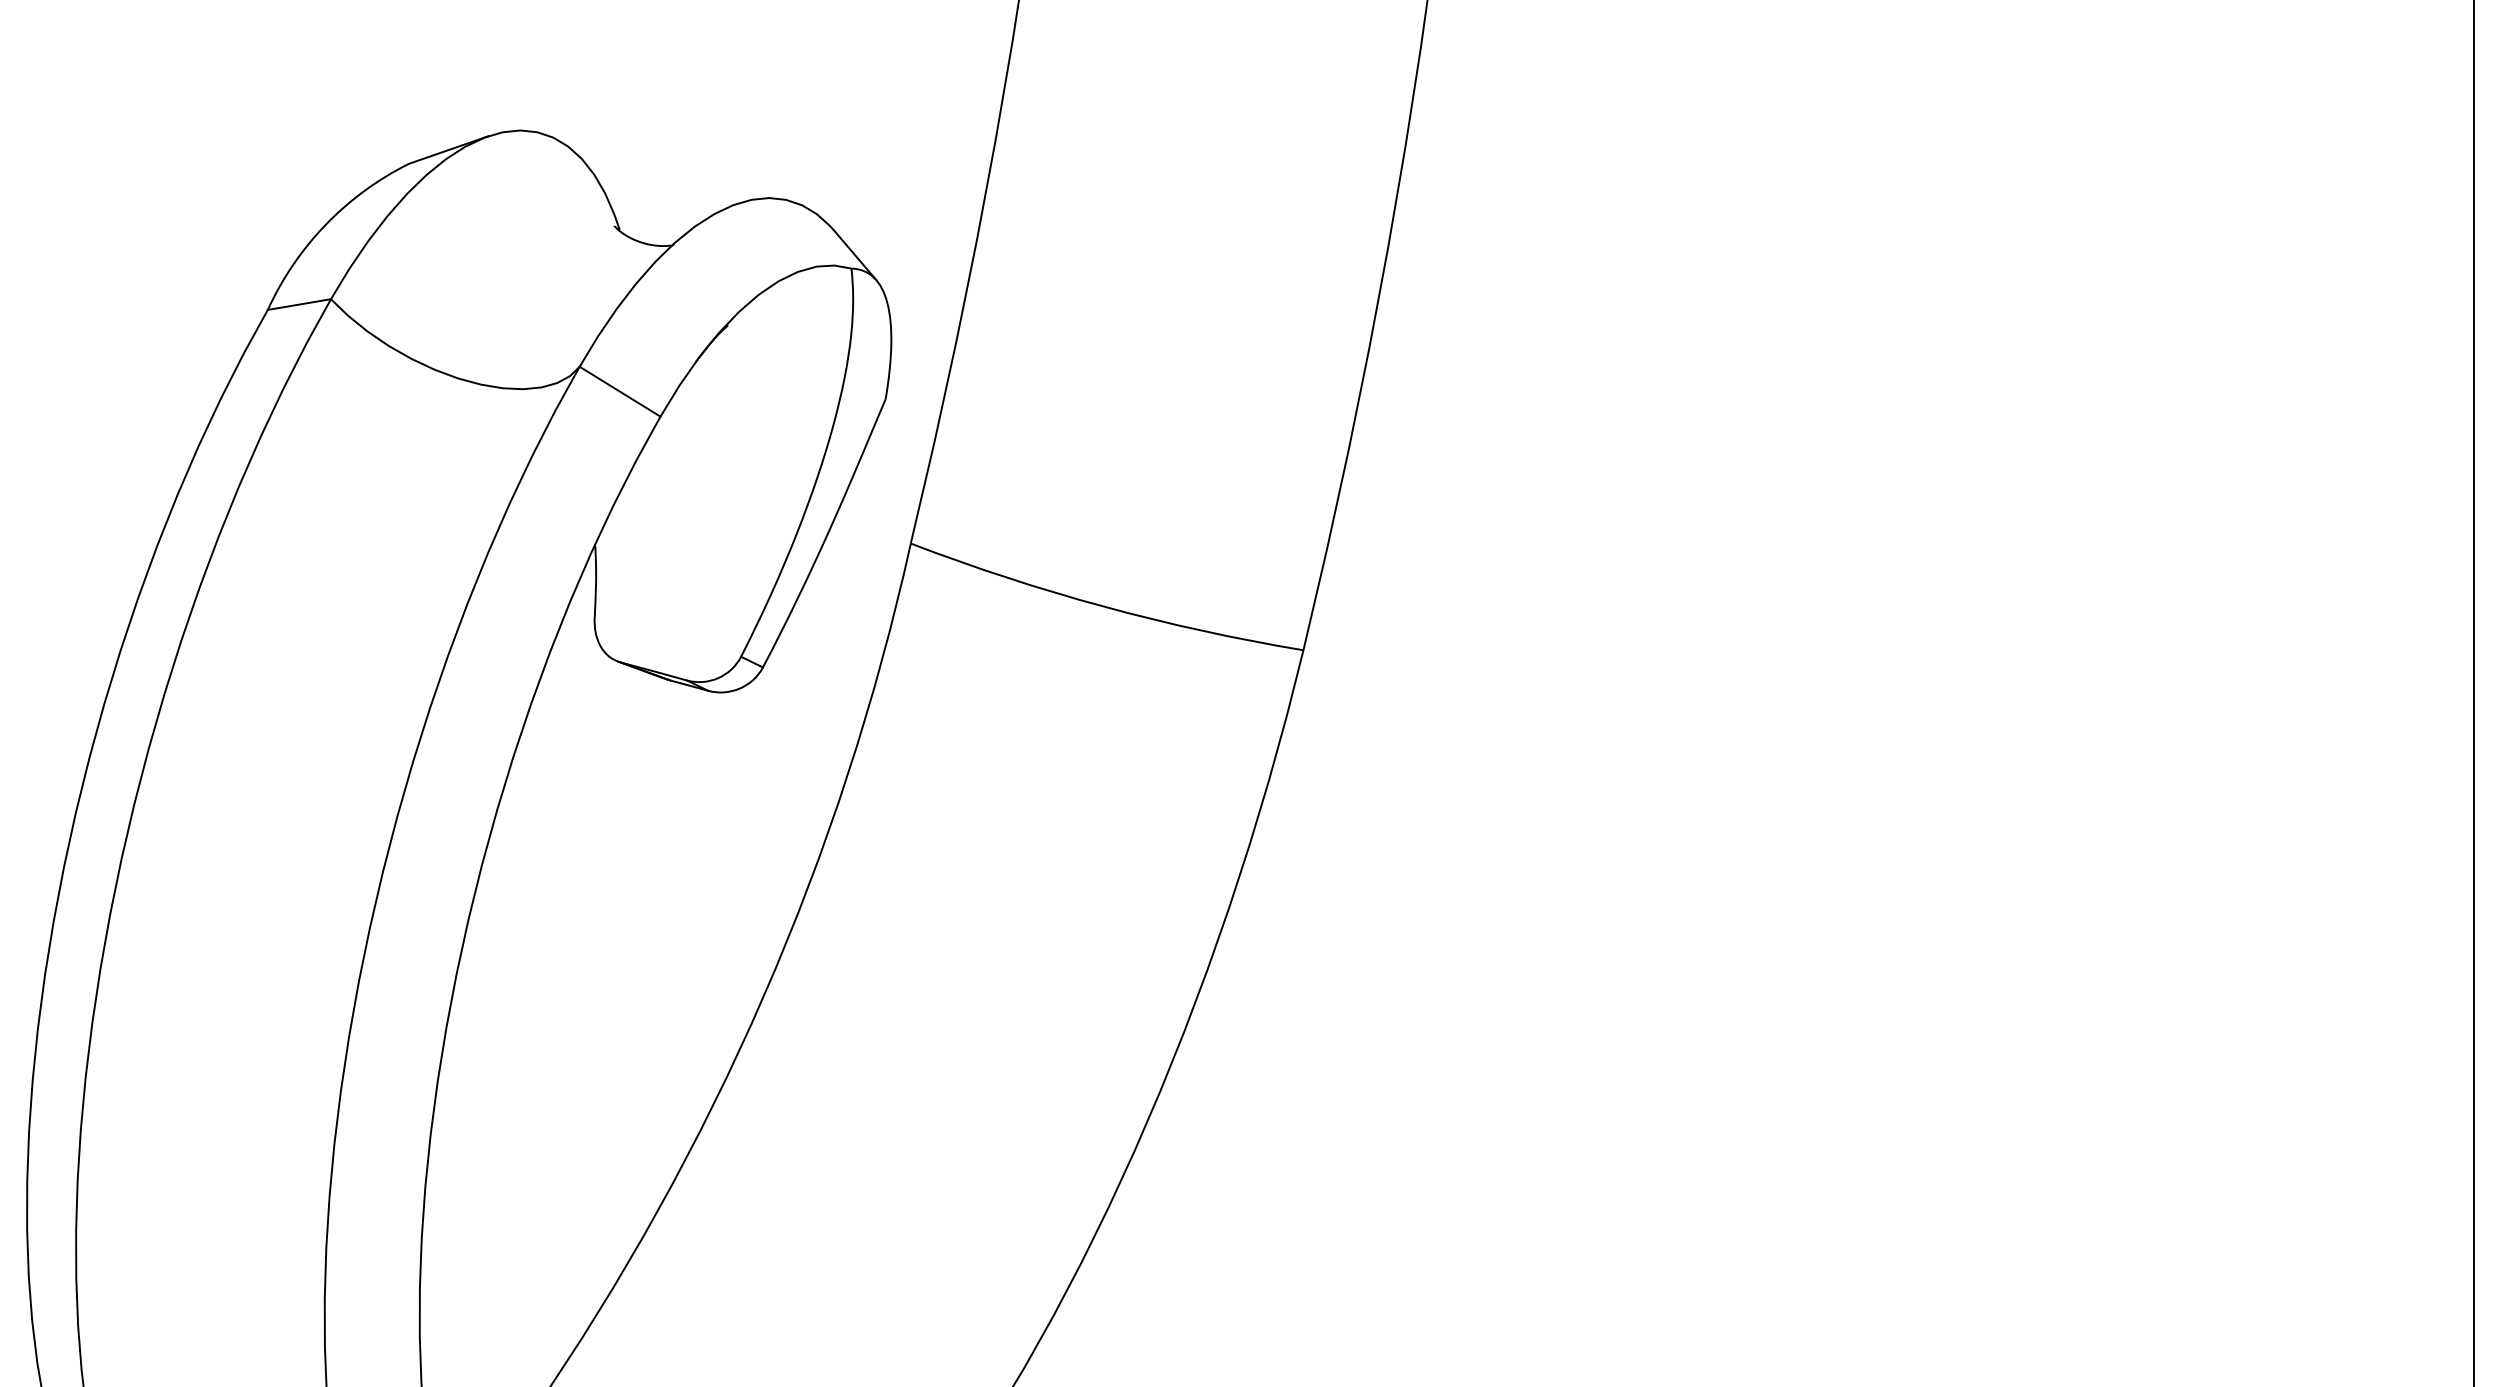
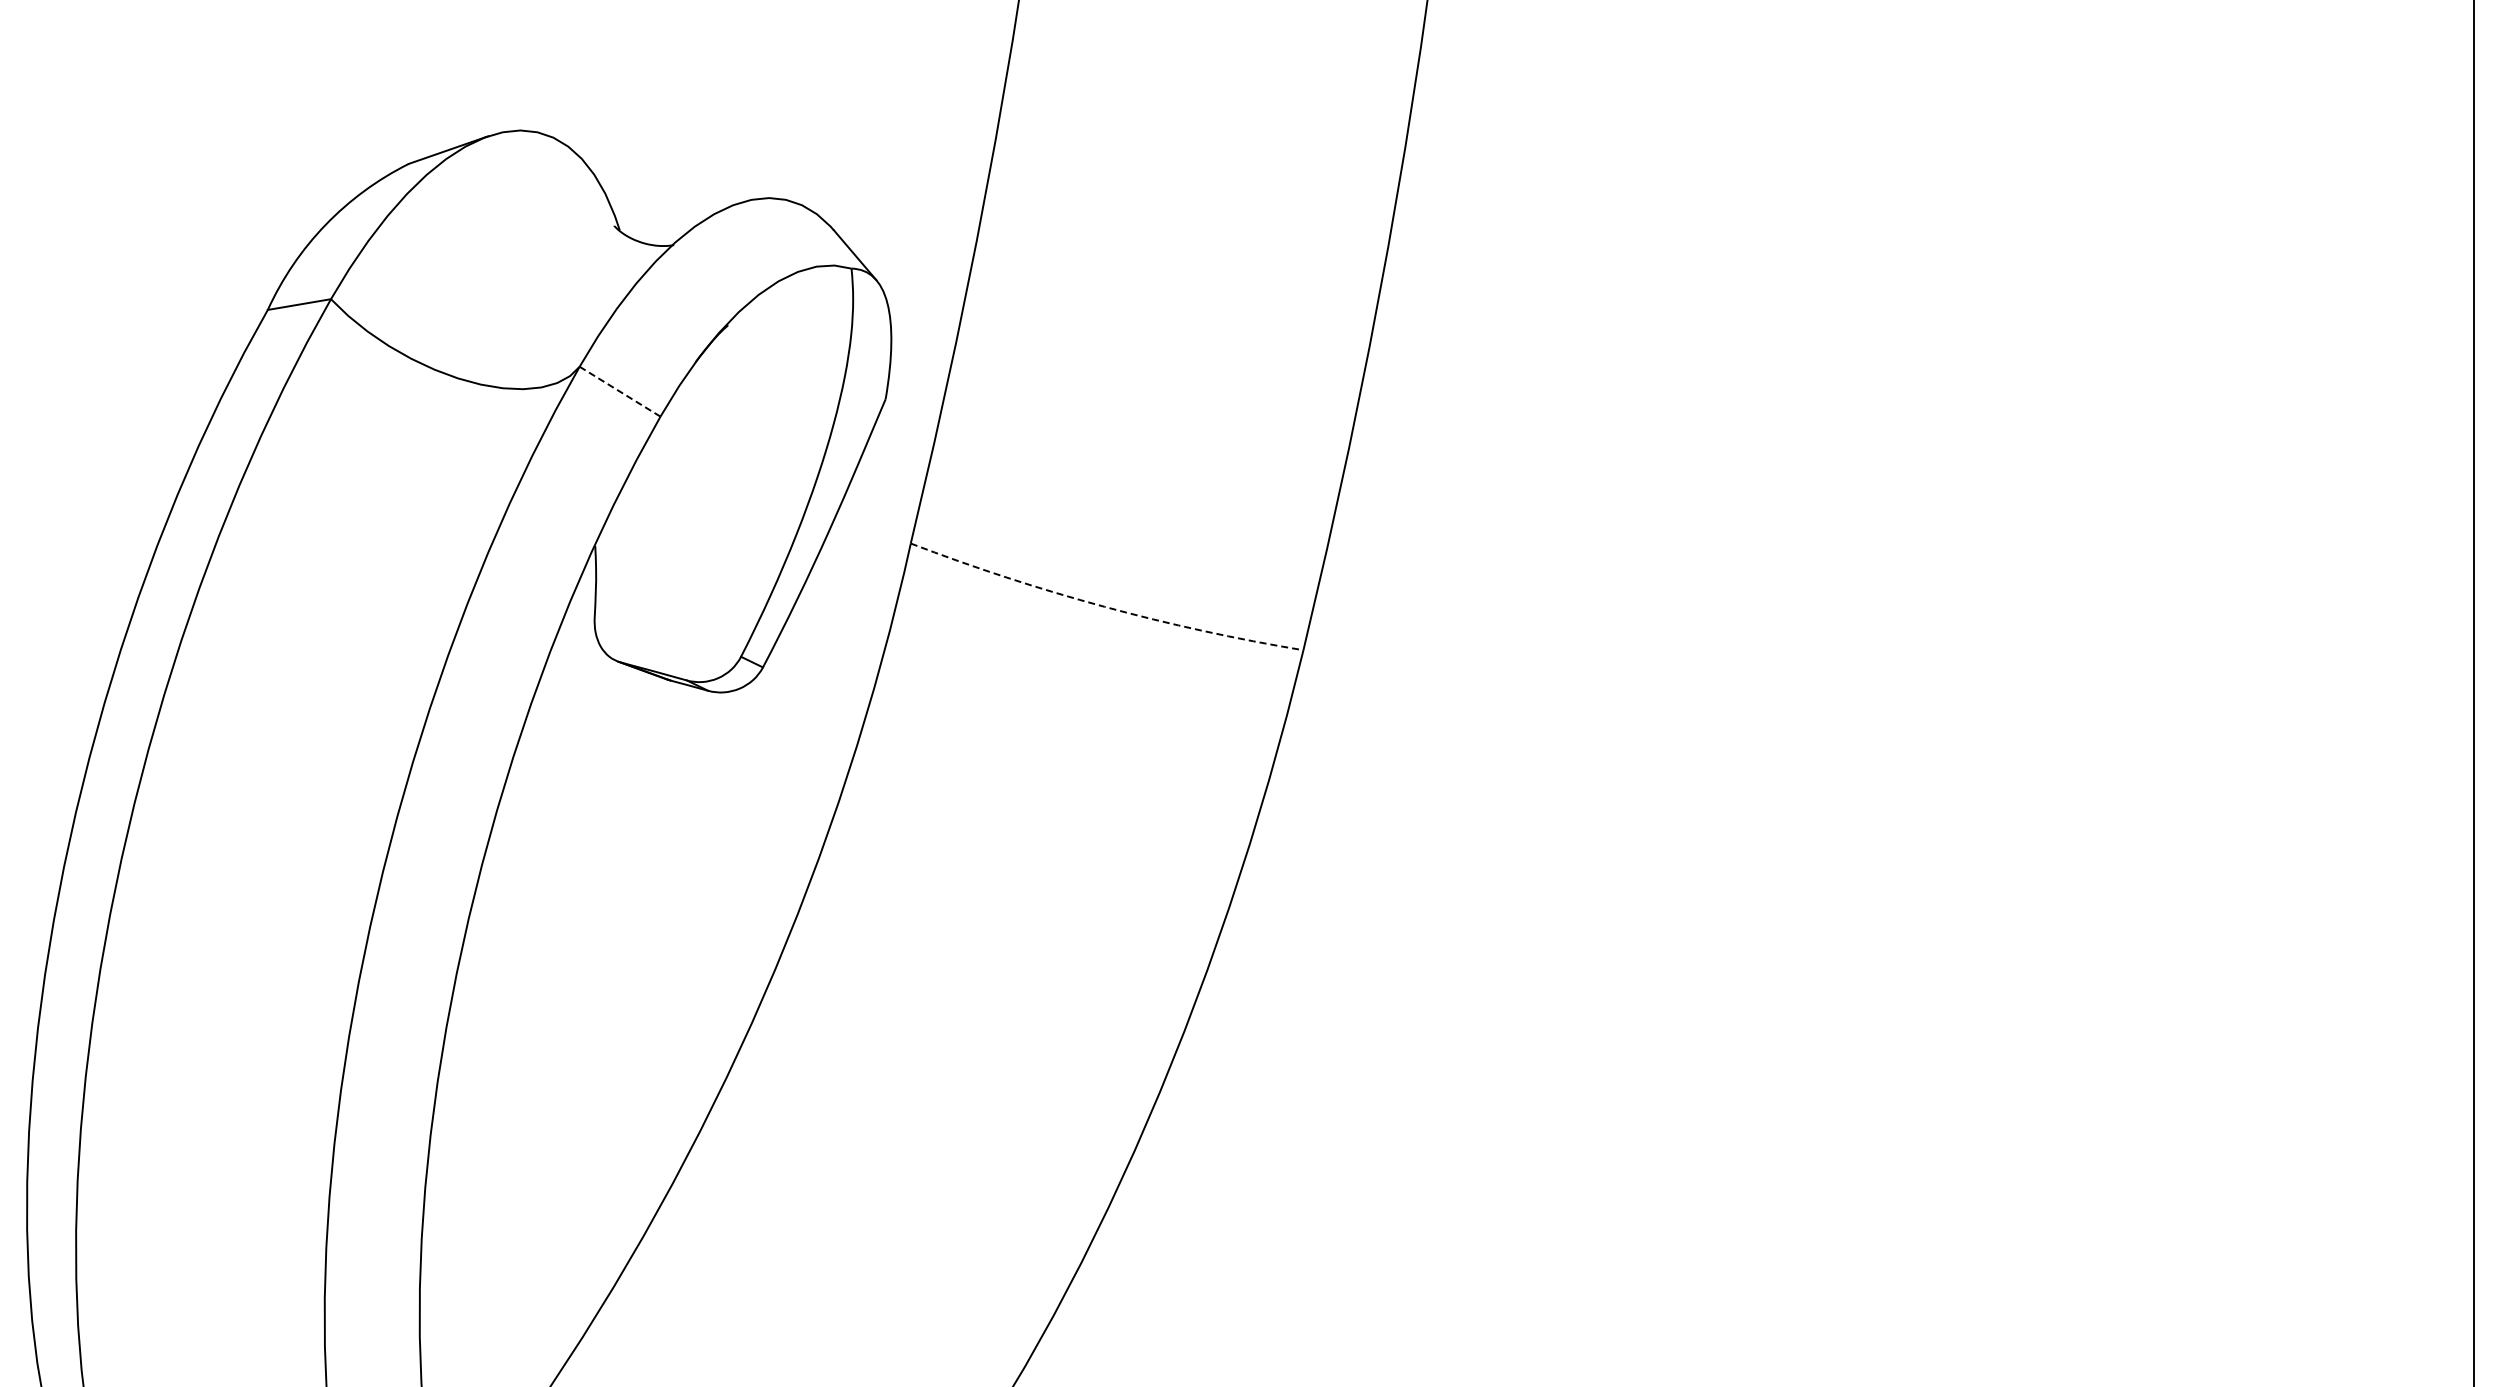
line: solid -> dashed (620, 391)
arc: solid -> dashed (1104, 606)
